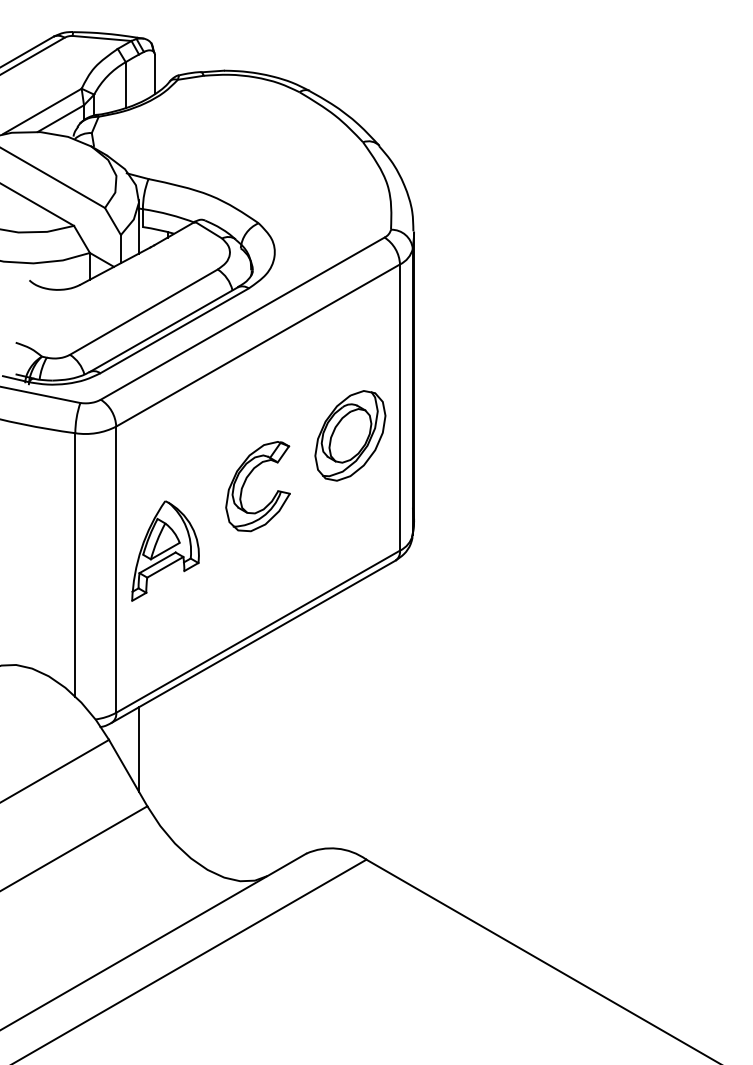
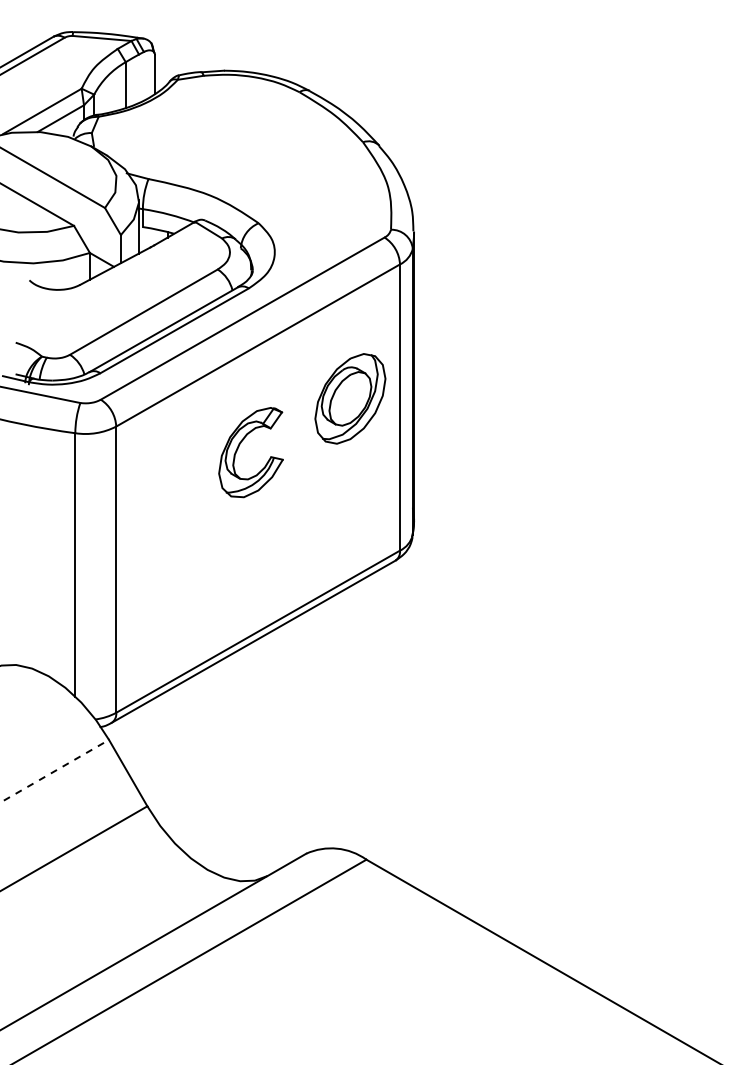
part position: (350, 435) -> (350, 398) (350, 398)
part position: (245, 483) -> (238, 449) (238, 449)
part: present -> none (165, 550)
line: present -> none (139, 749)
line: solid -> dashed (54, 771)
